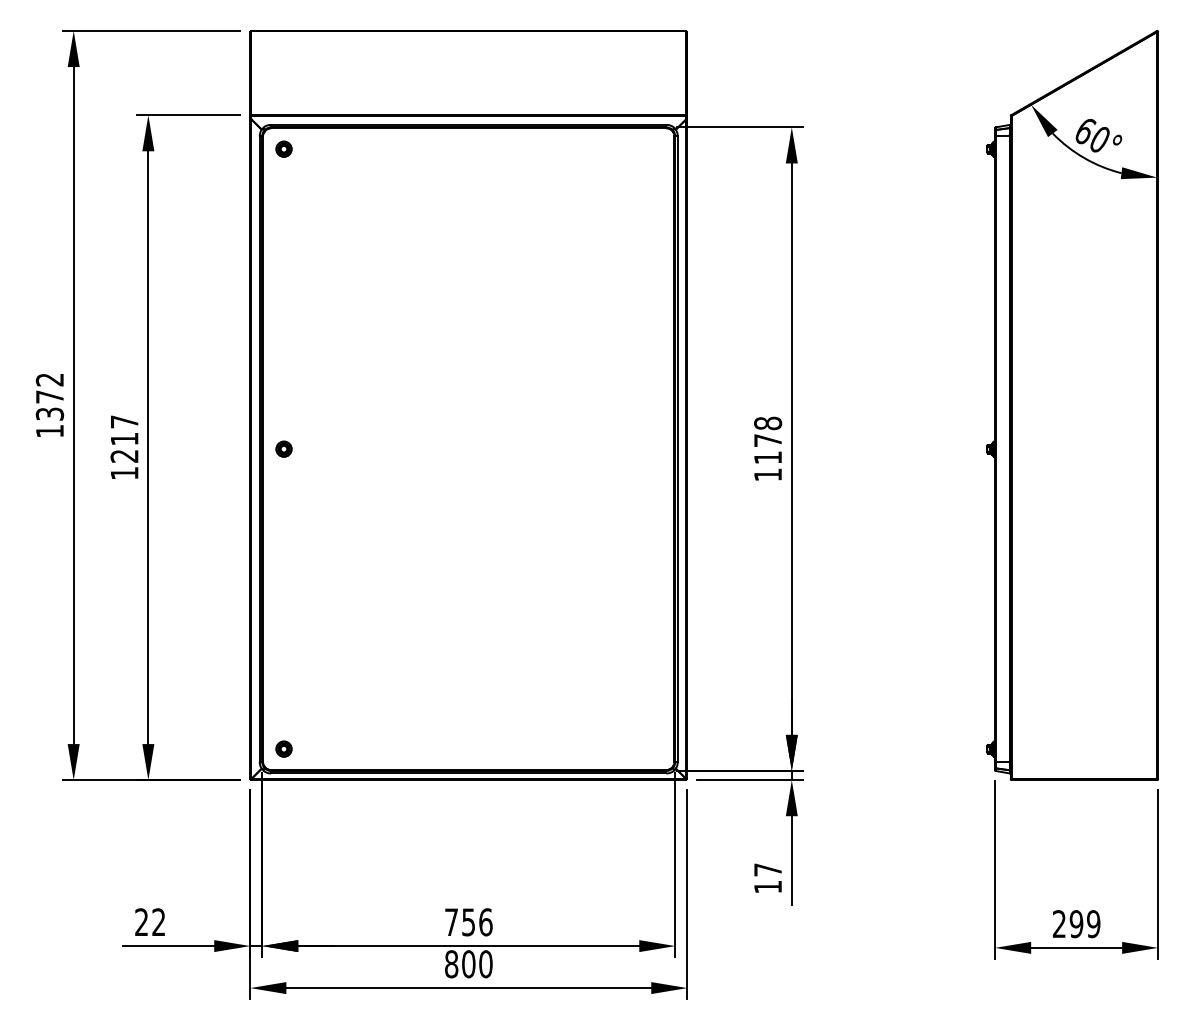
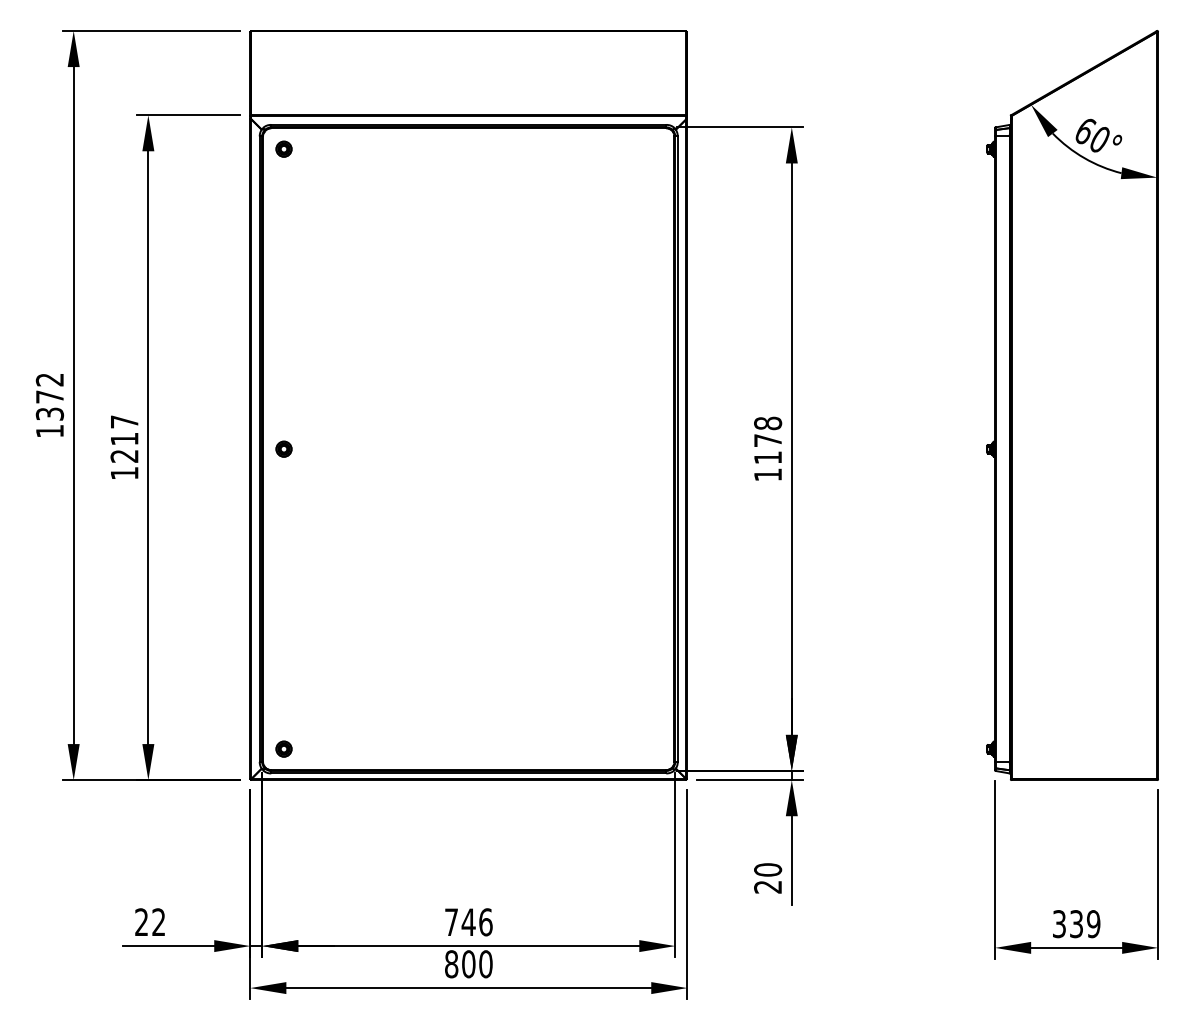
text: 17 -> 20 (768, 878)
text: 756 -> 746 (468, 922)
text: 299 -> 339 (1068, 924)
